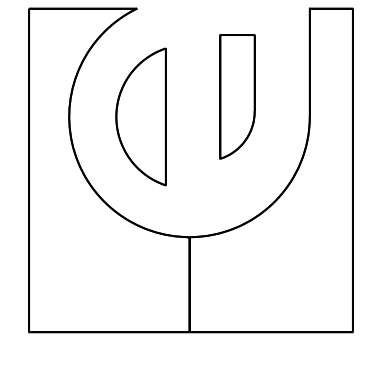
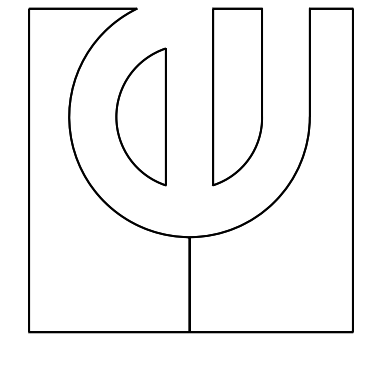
part size: 37x126 px -> 51x180 px (237, 96)
